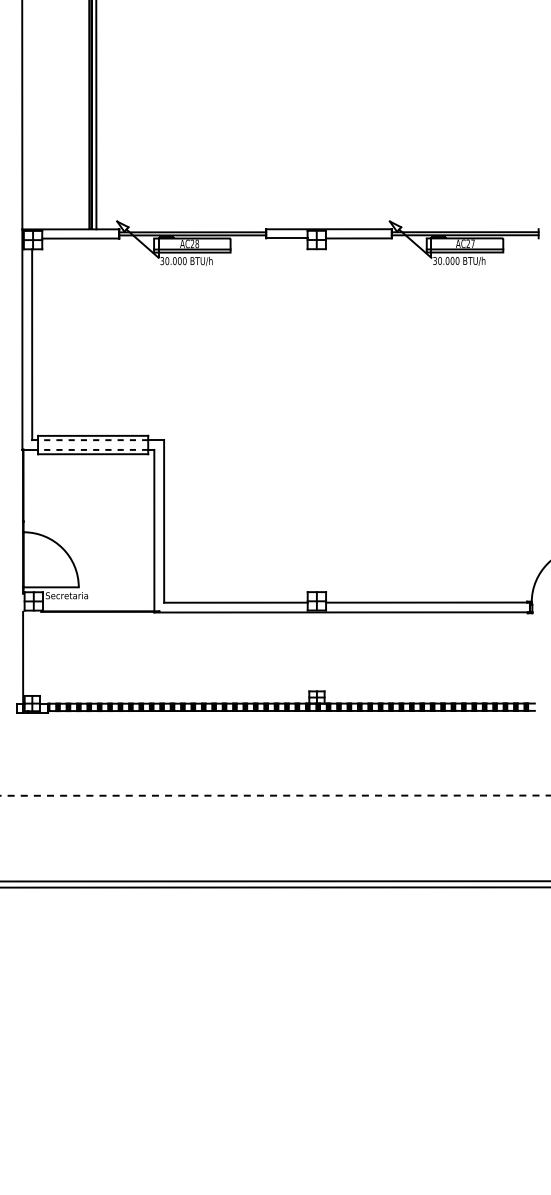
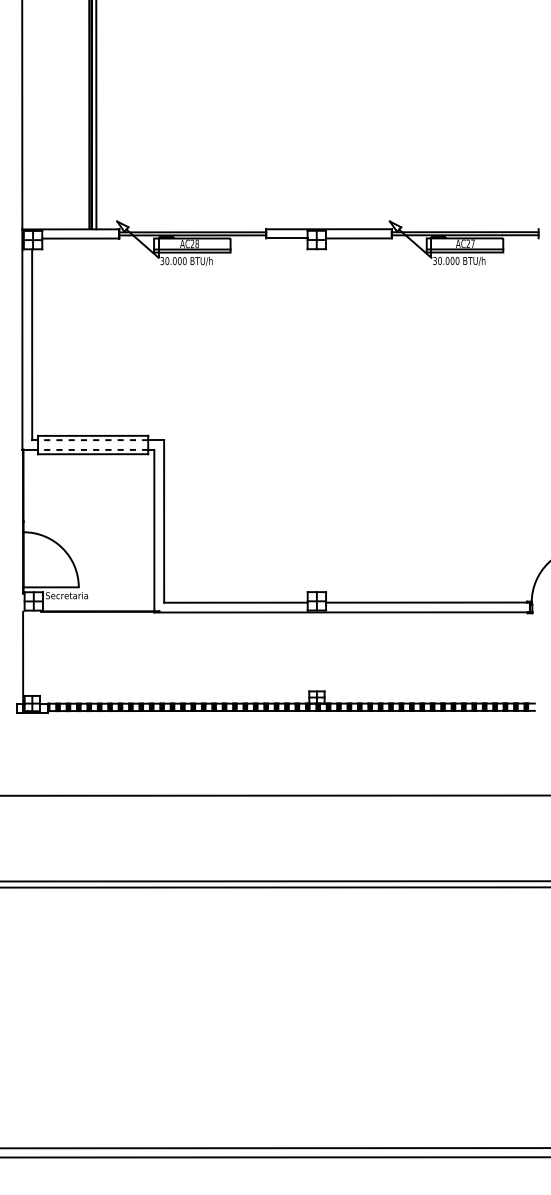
line: dashed -> solid (275, 795)
line: none -> present (274, 1148)
line: none -> present (274, 1157)
